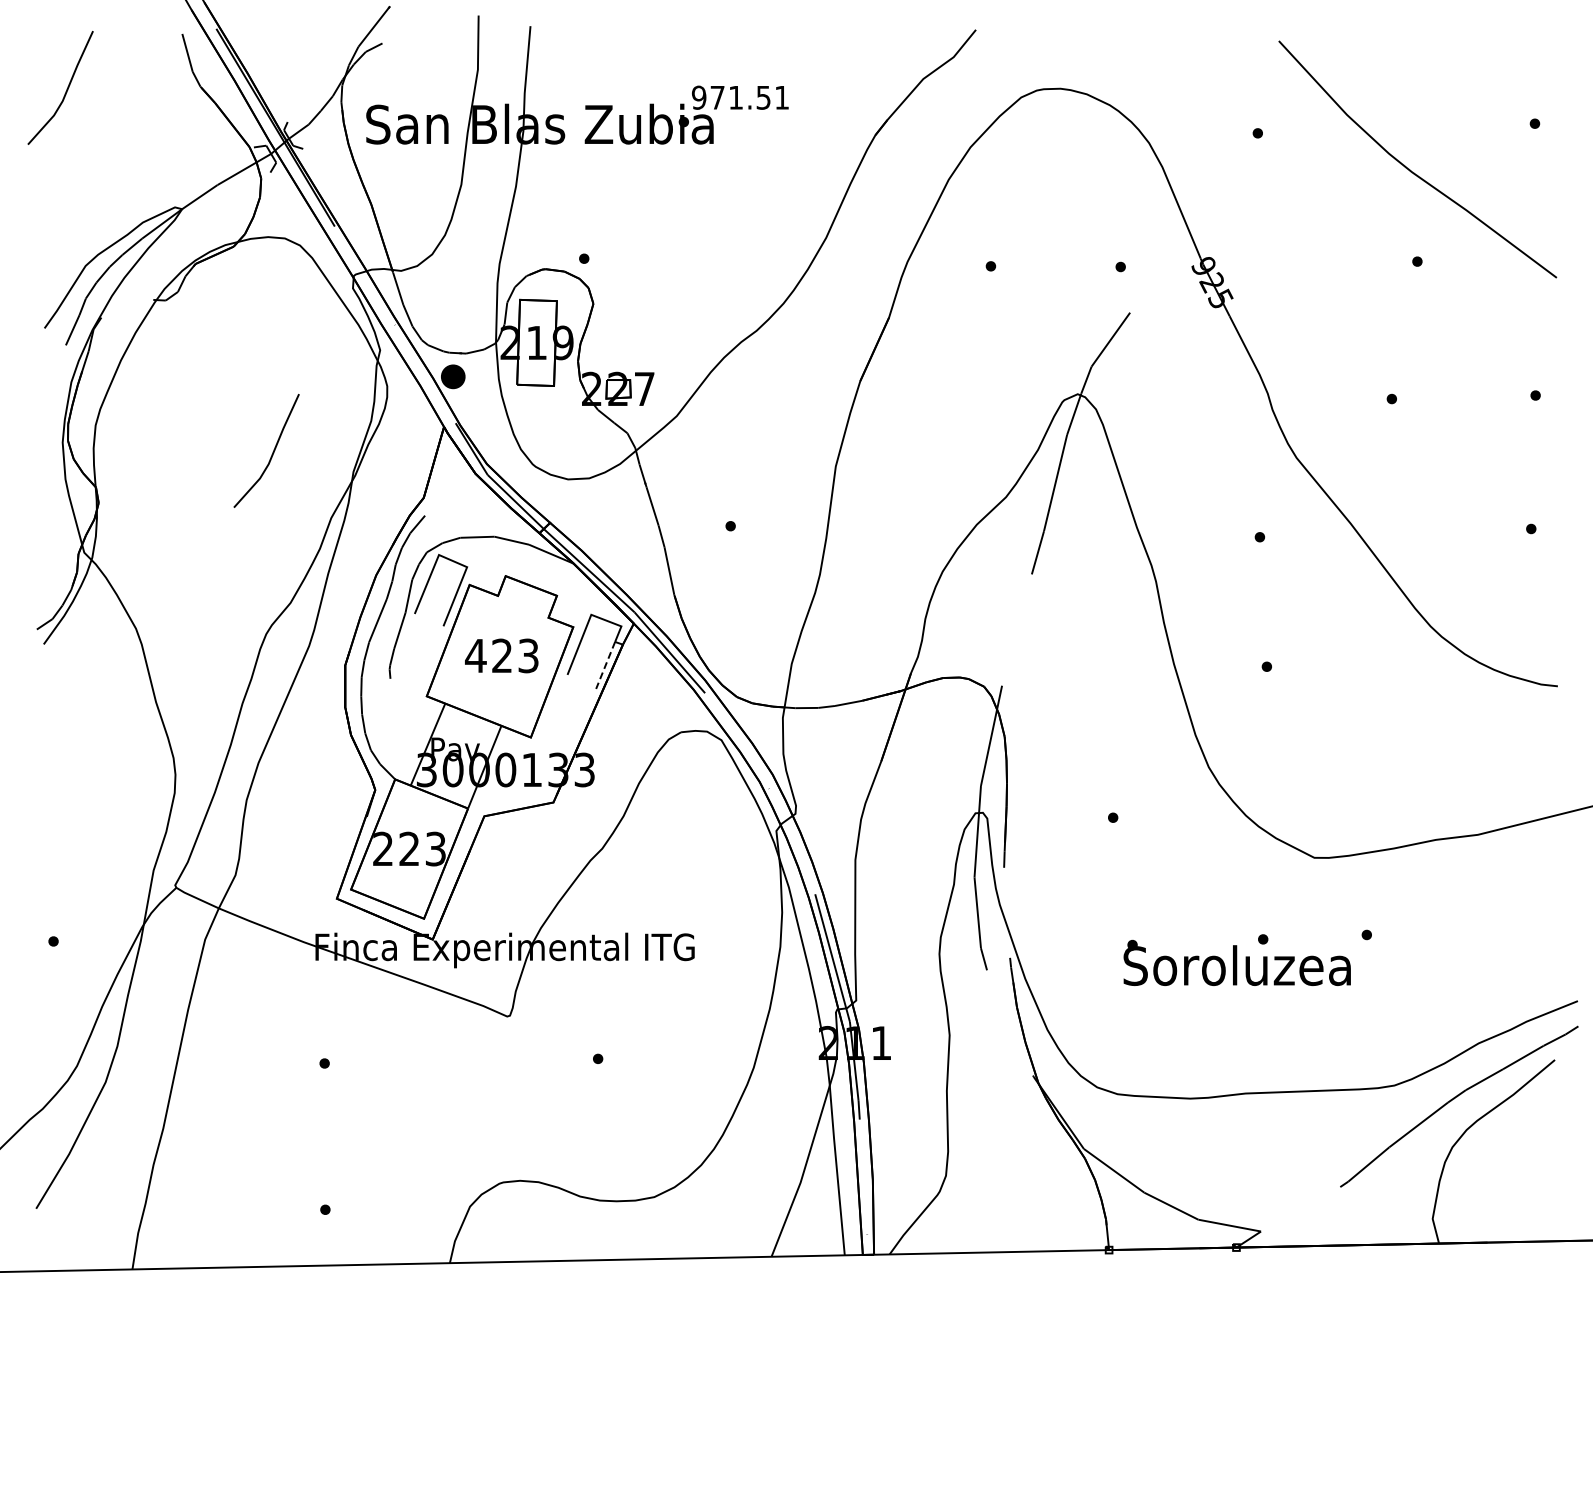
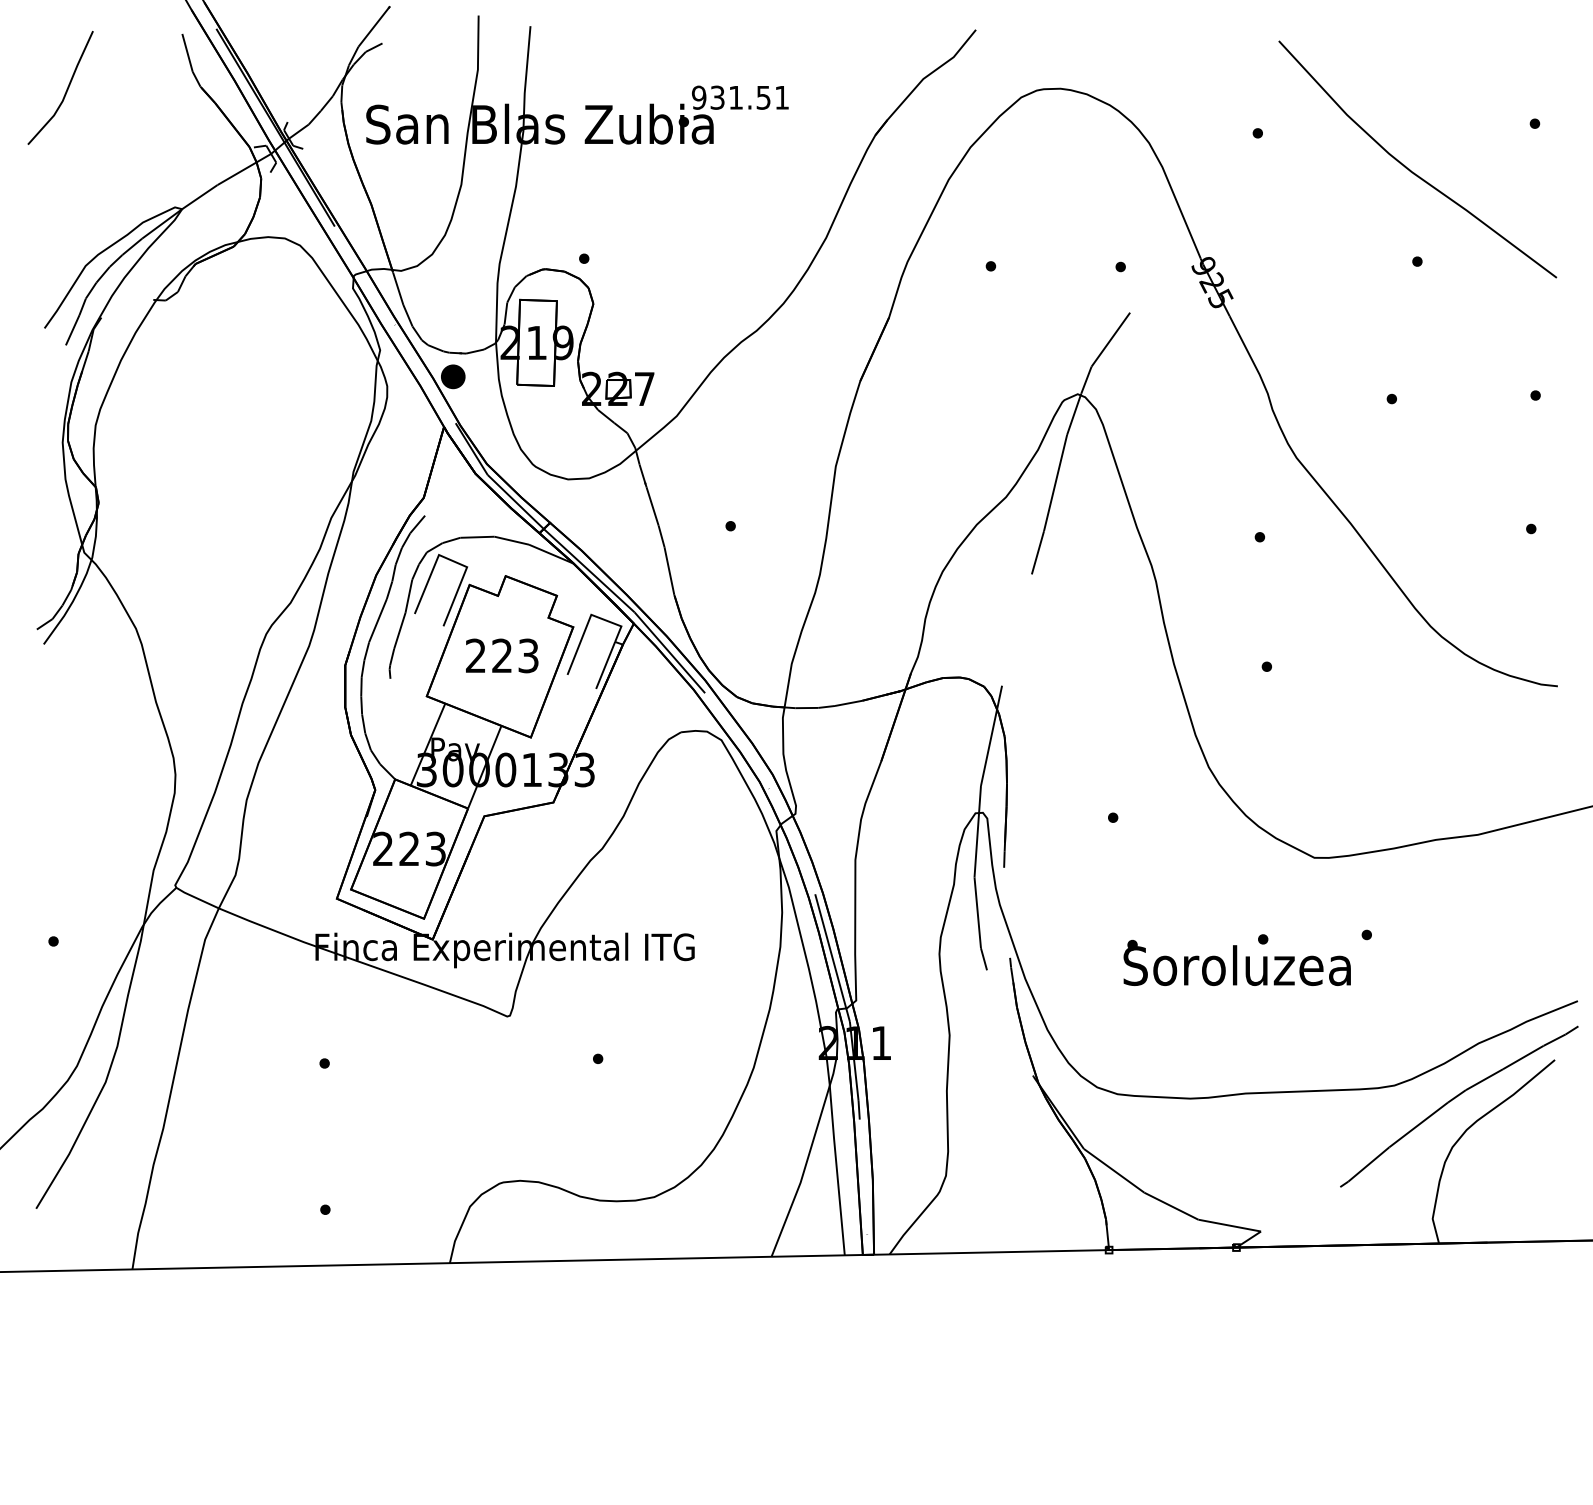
text: 971.51 -> 931.51 (717, 97)
line: present -> none (272, 452)
text: 423 -> 223 (475, 655)
line: dashed -> solid (605, 665)
